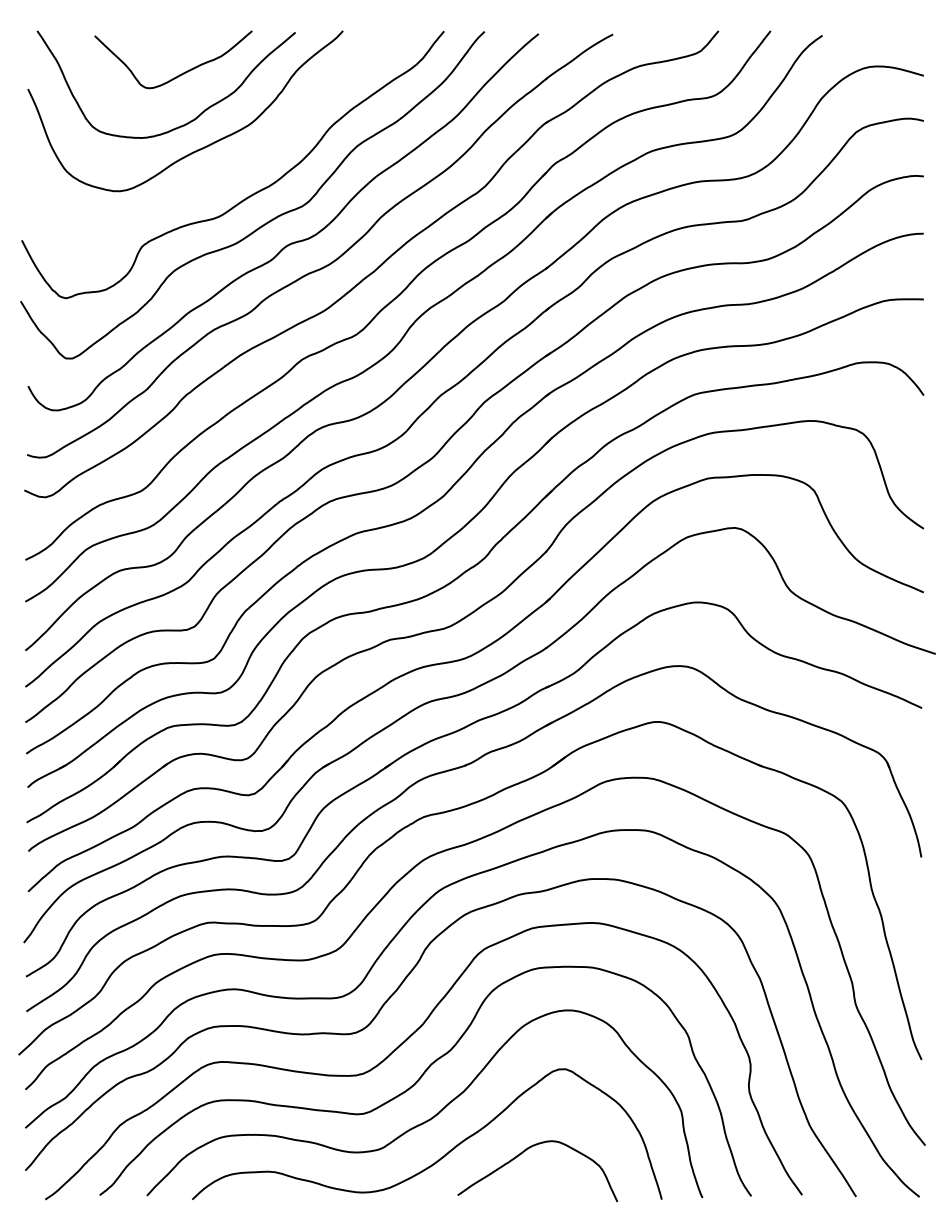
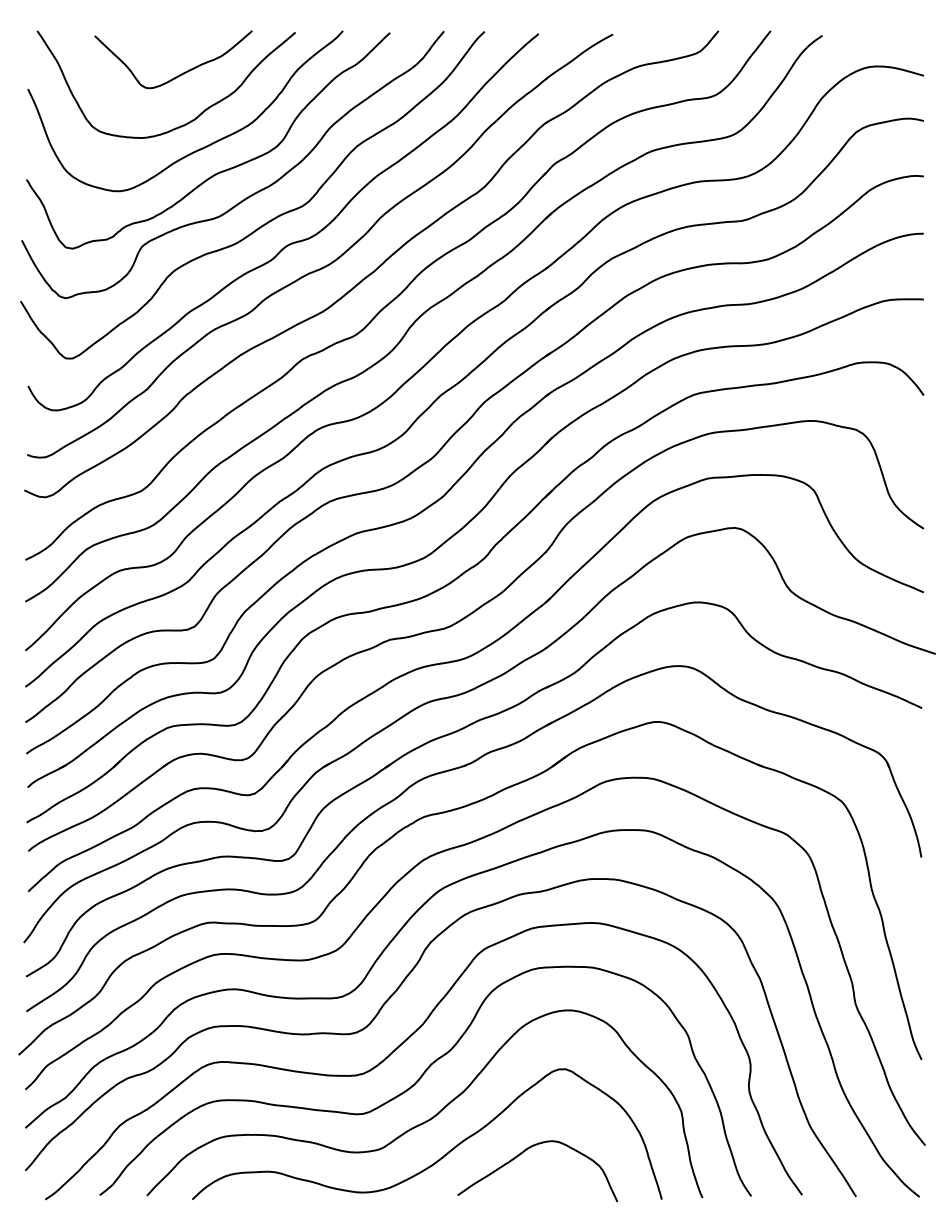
curve: none -> present (219, 171)
